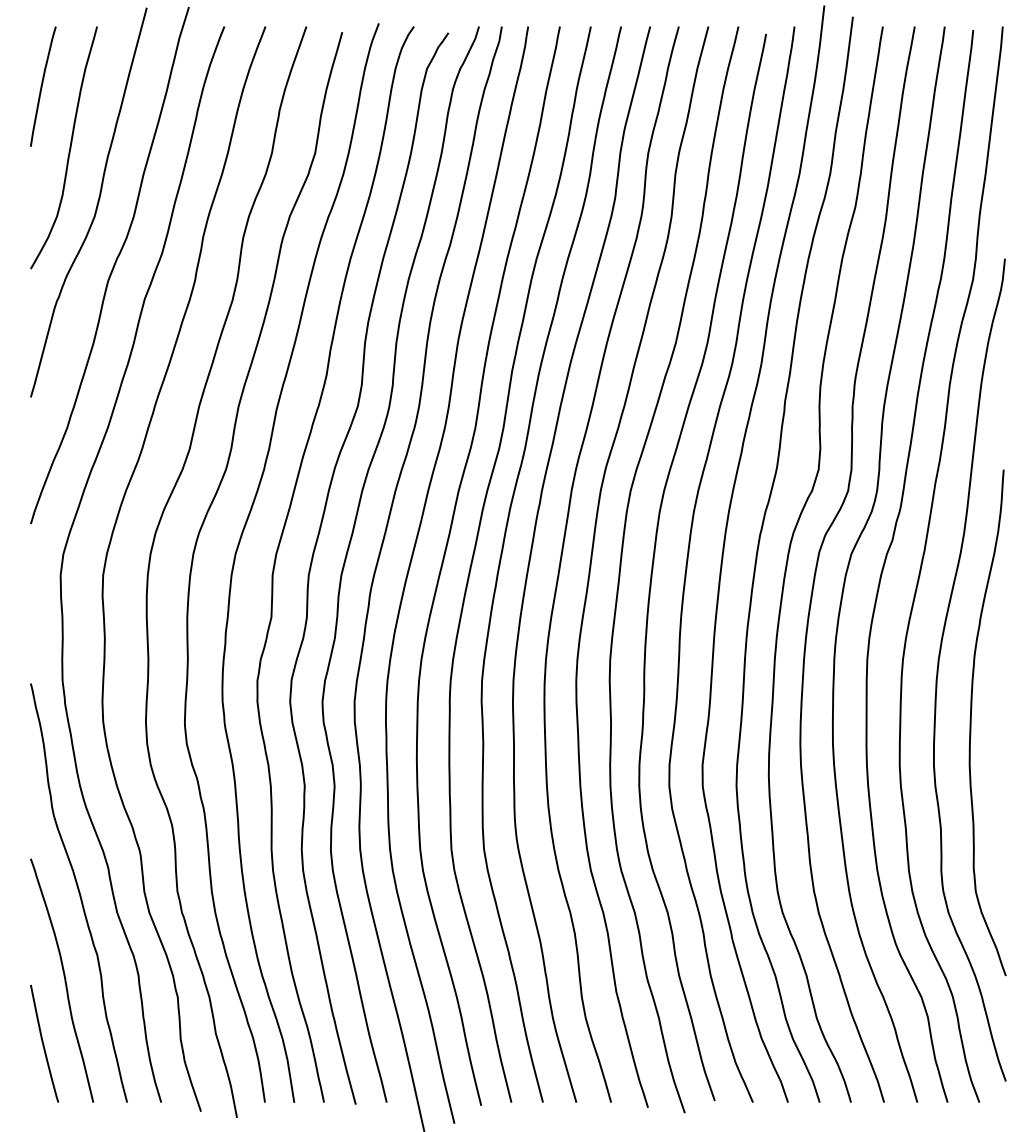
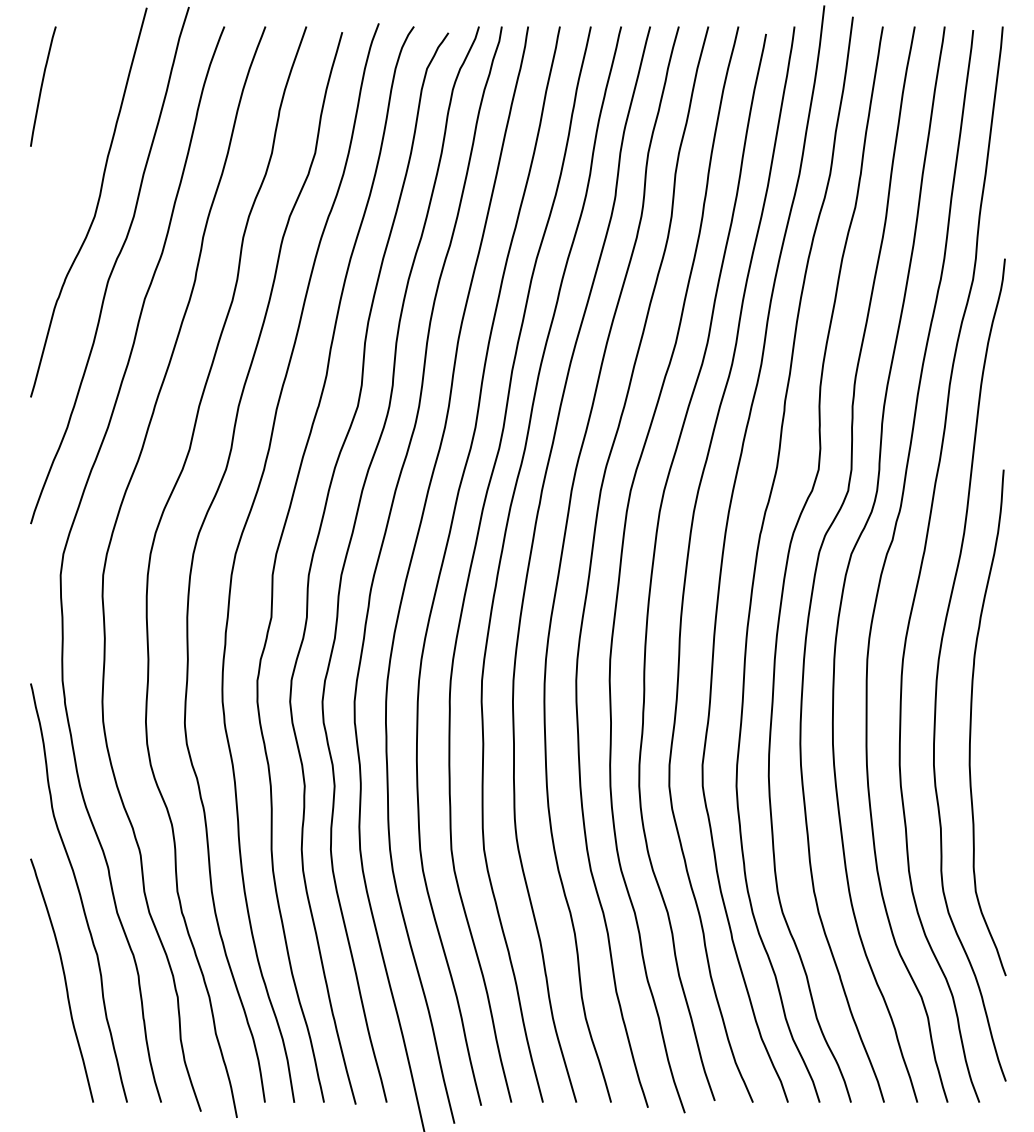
curve: present -> none (69, 147)
curve: present -> none (43, 1043)
